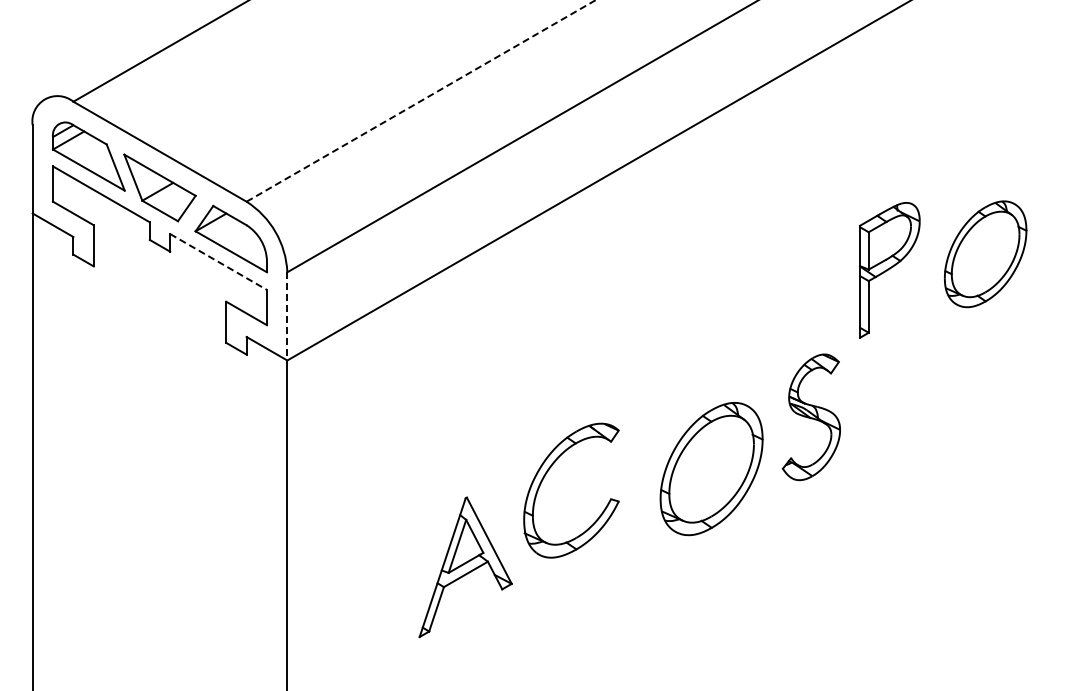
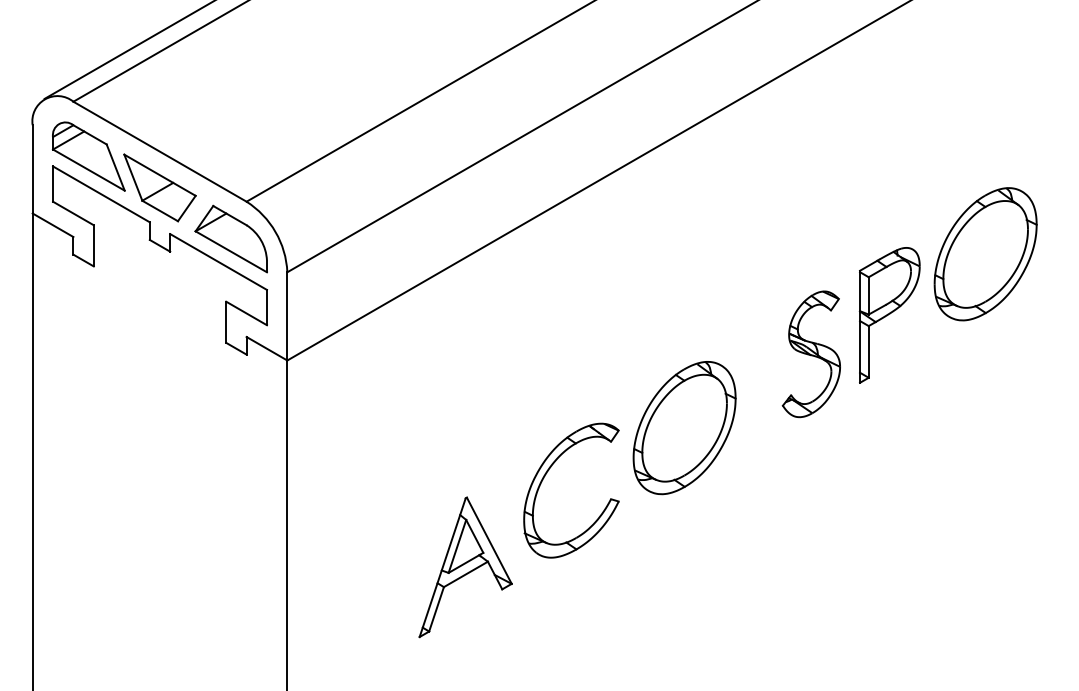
line: none -> present (127, 50)
line: dashed -> solid (421, 100)
part size: 84x109 px -> 105x135 px (985, 254)
line: dashed -> solid (218, 262)
part position: (889, 270) -> (889, 315) (889, 315)
line: dashed -> solid (287, 316)
part position: (810, 417) -> (810, 354) (810, 354)
part position: (711, 469) -> (684, 428) (684, 428)
